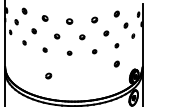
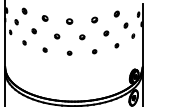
part: present -> none (116, 63)
part: present -> none (48, 75)
